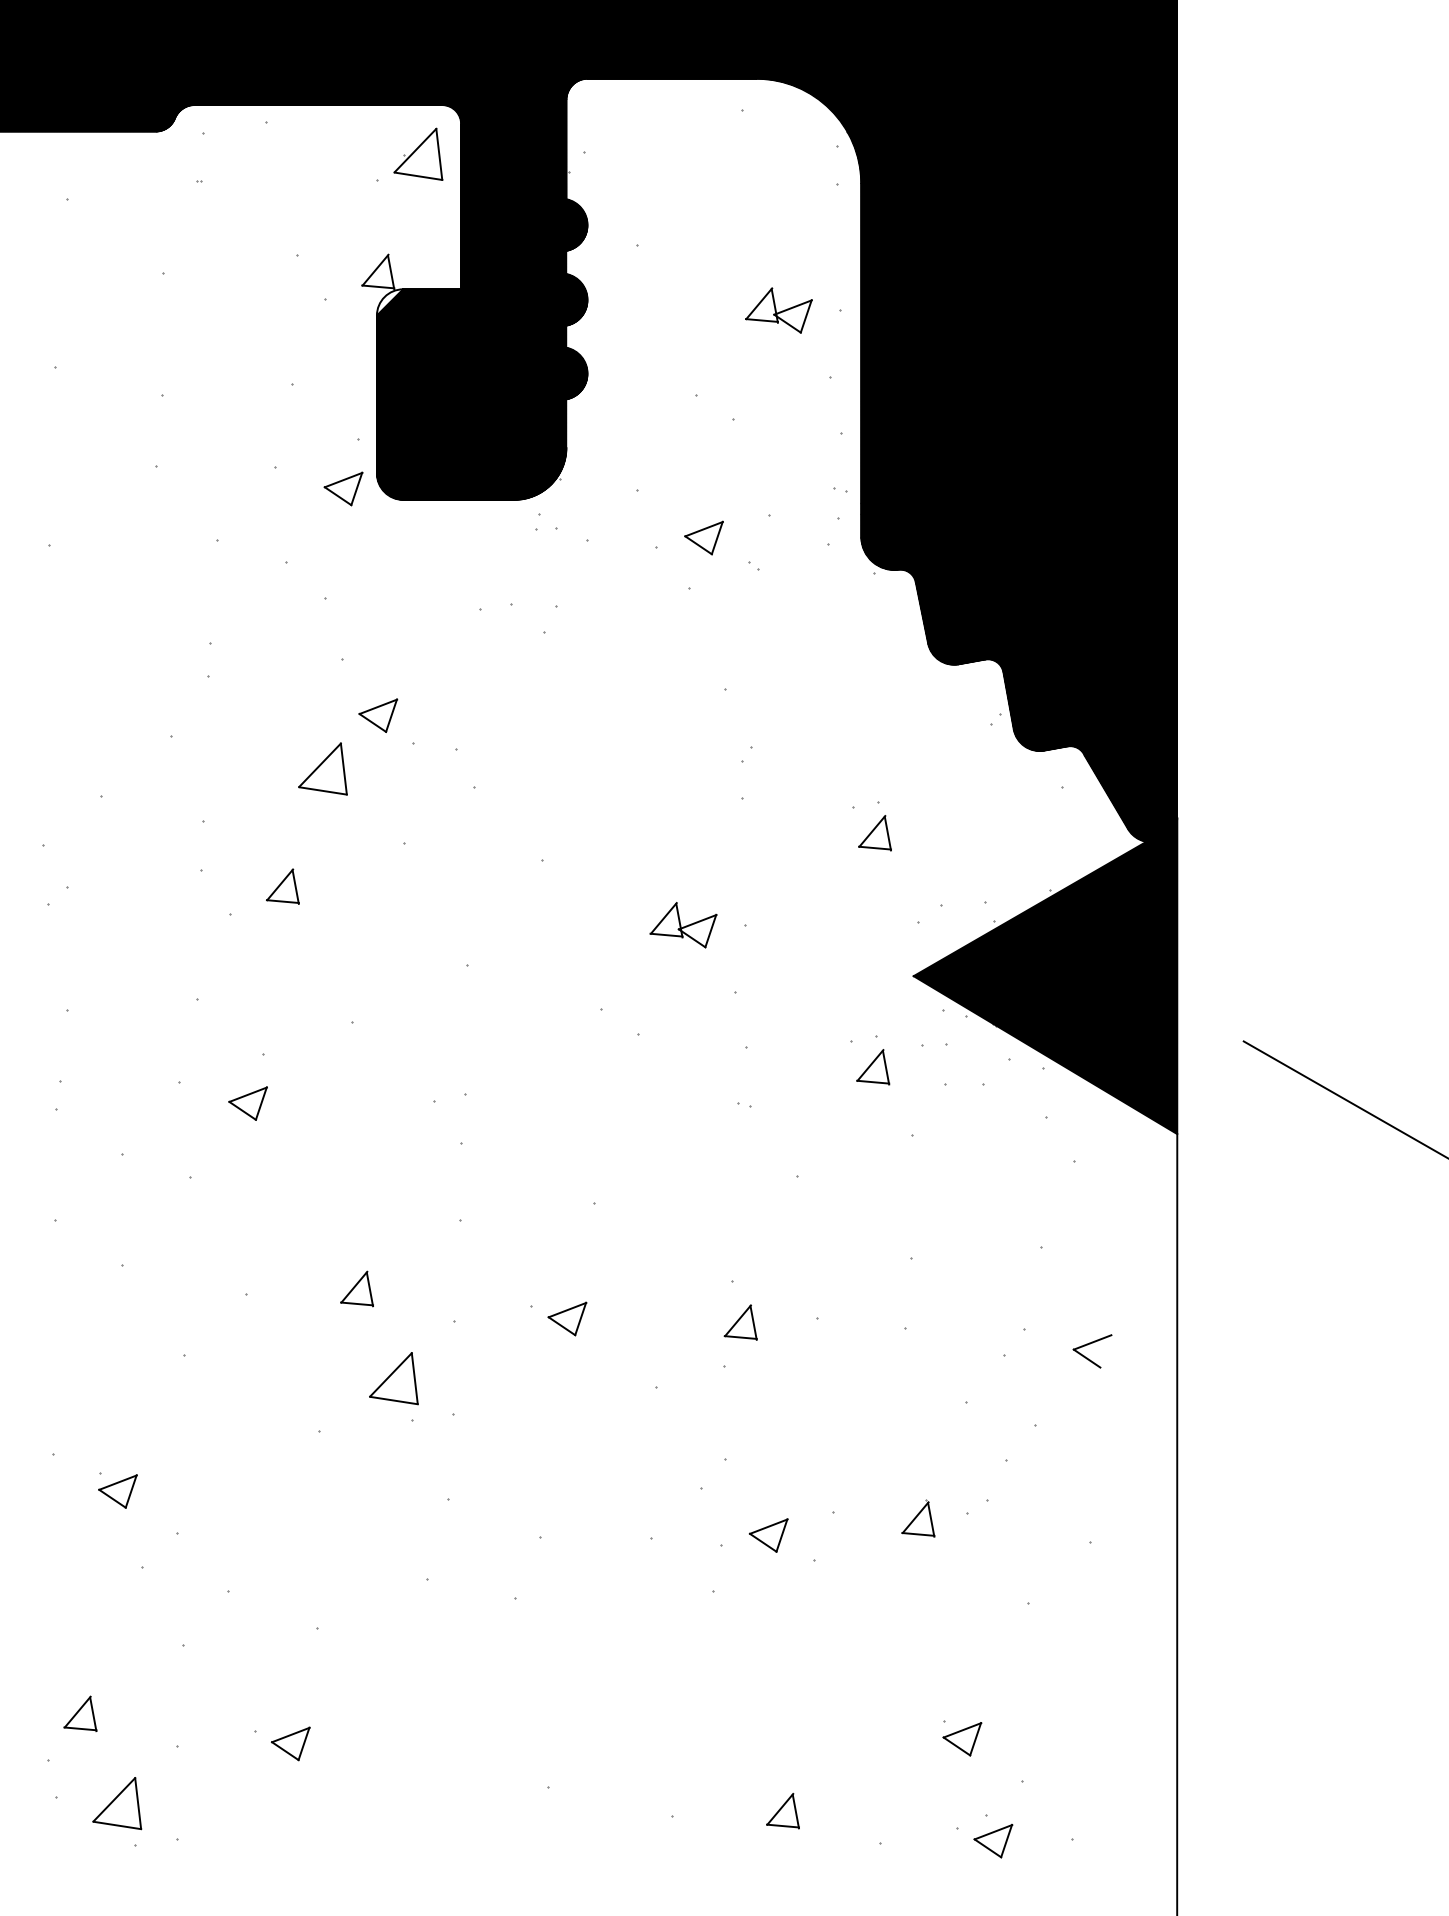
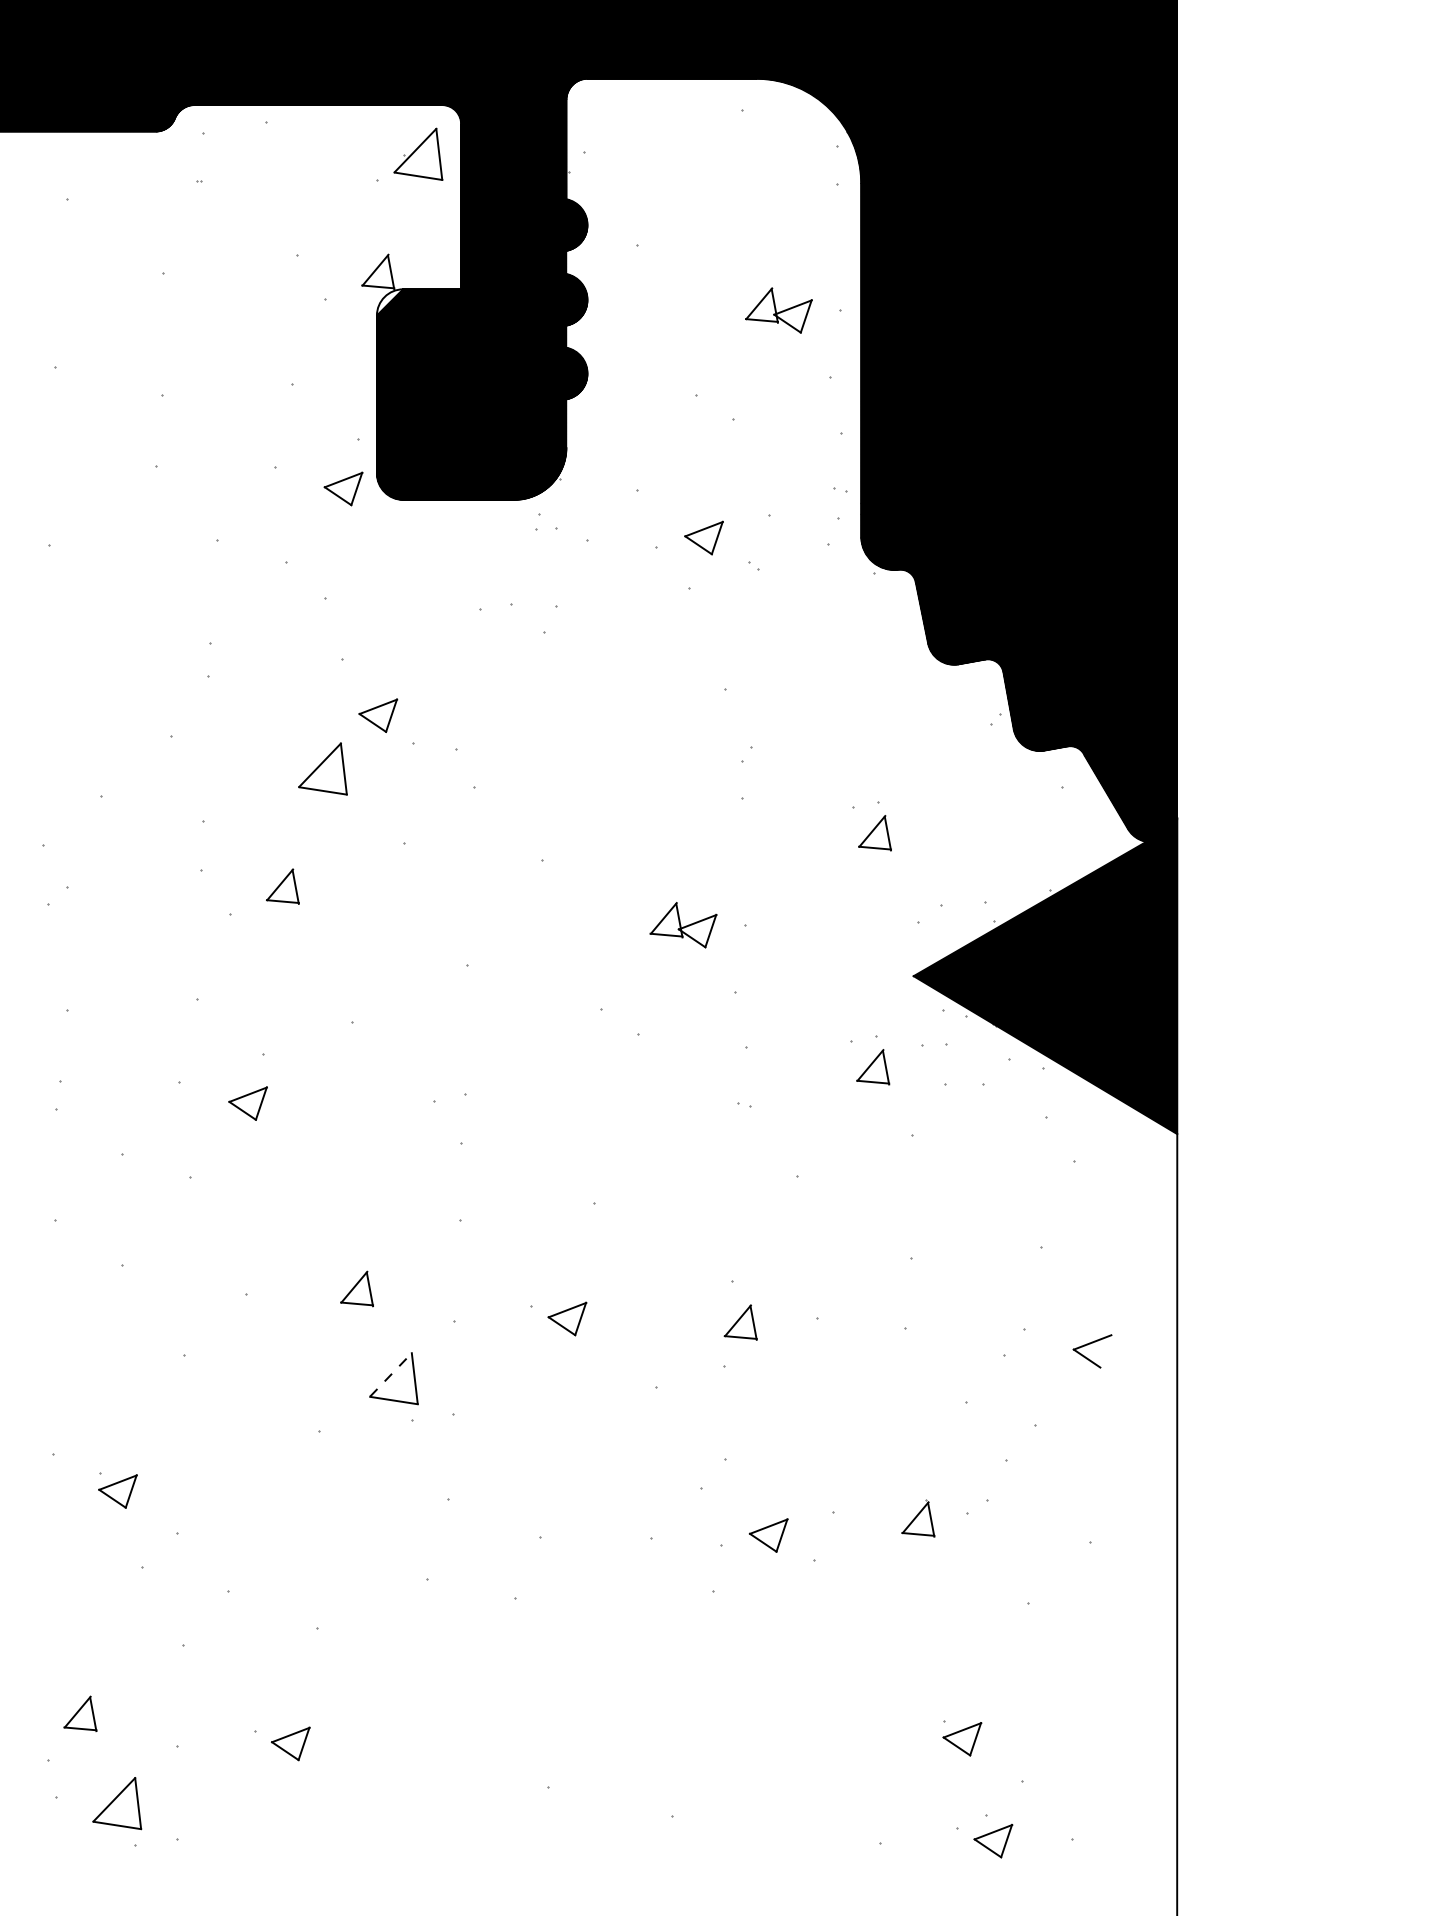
line: present -> none (1344, 1098)
line: solid -> dashed (391, 1374)
part: present -> none (782, 1810)
